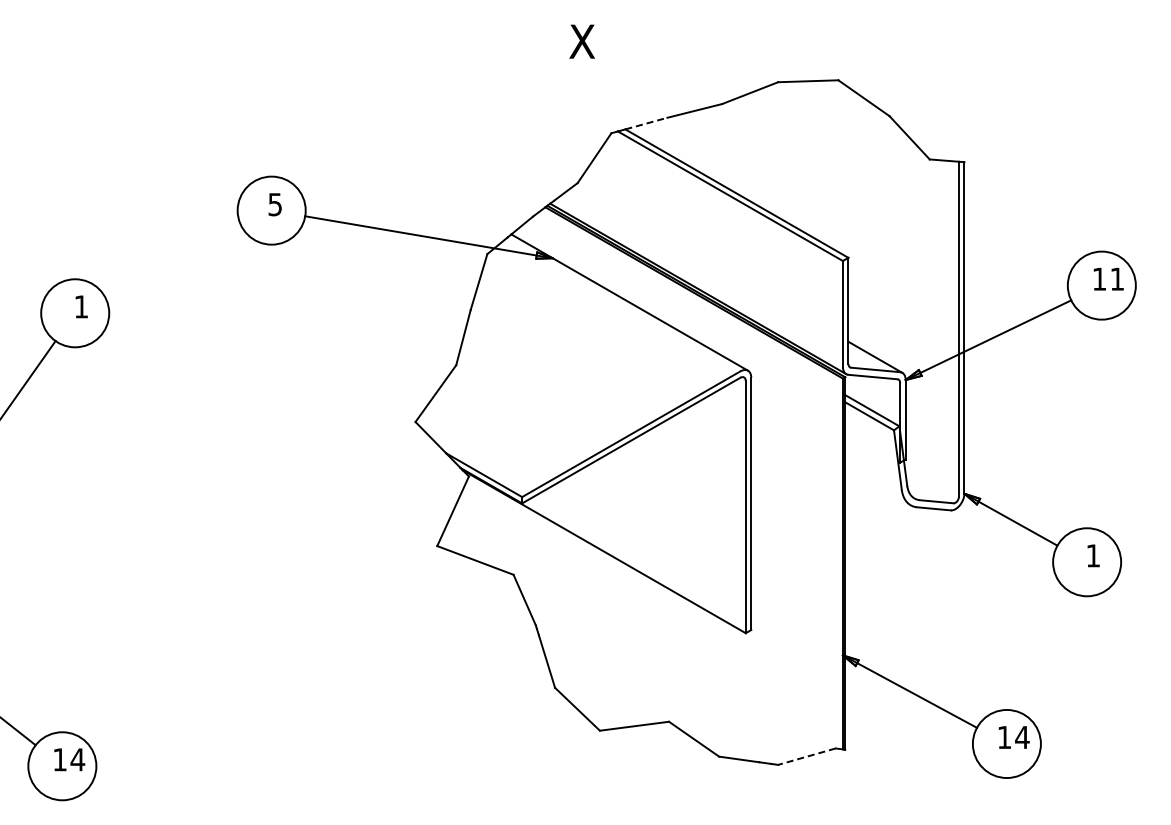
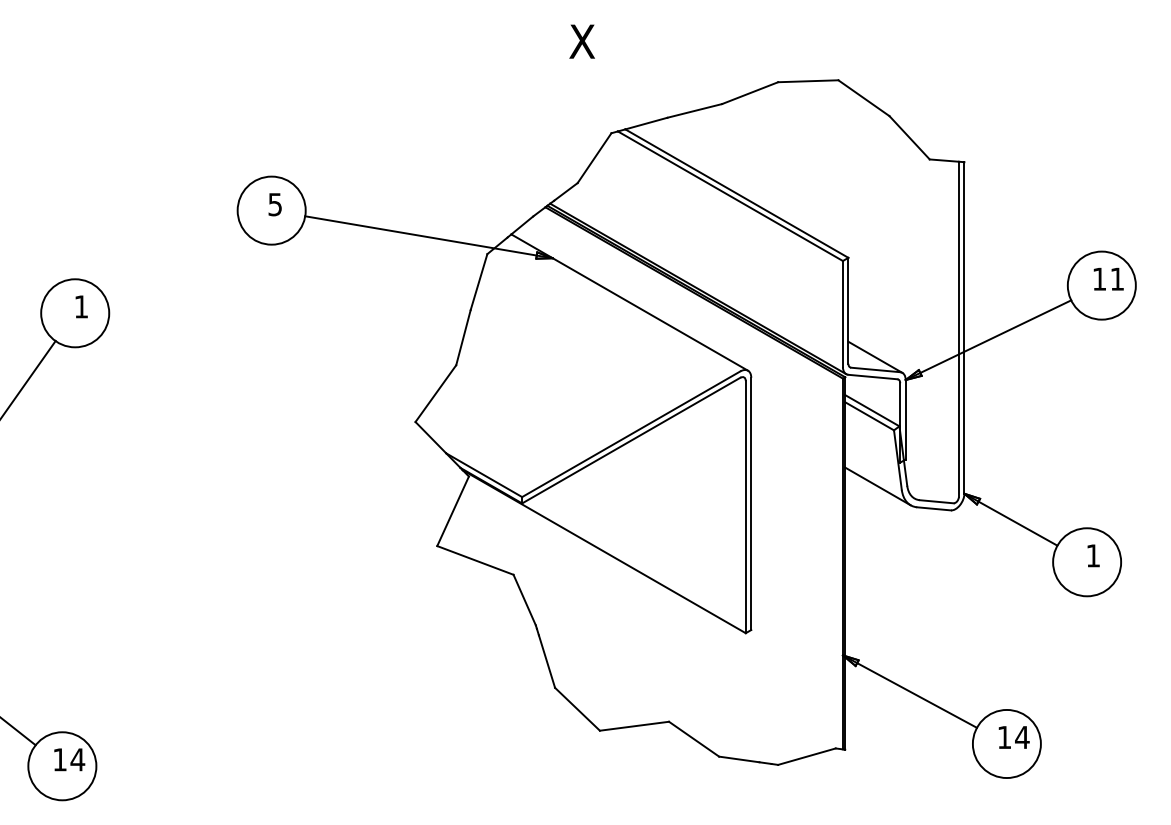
line: dashed -> solid (646, 123)
line: none -> present (877, 486)
line: dashed -> solid (806, 756)
